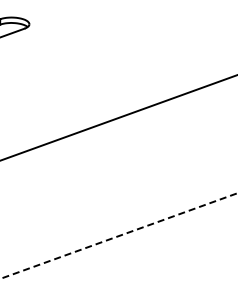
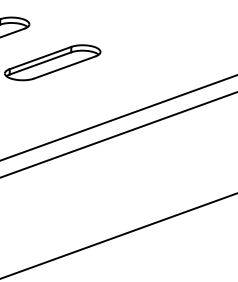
part: none -> present (52, 62)
line: none -> present (118, 134)
line: dashed -> solid (119, 236)
